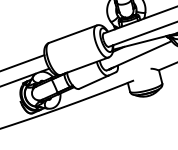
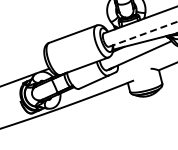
line: solid -> dashed (143, 34)
line: present -> none (23, 62)
